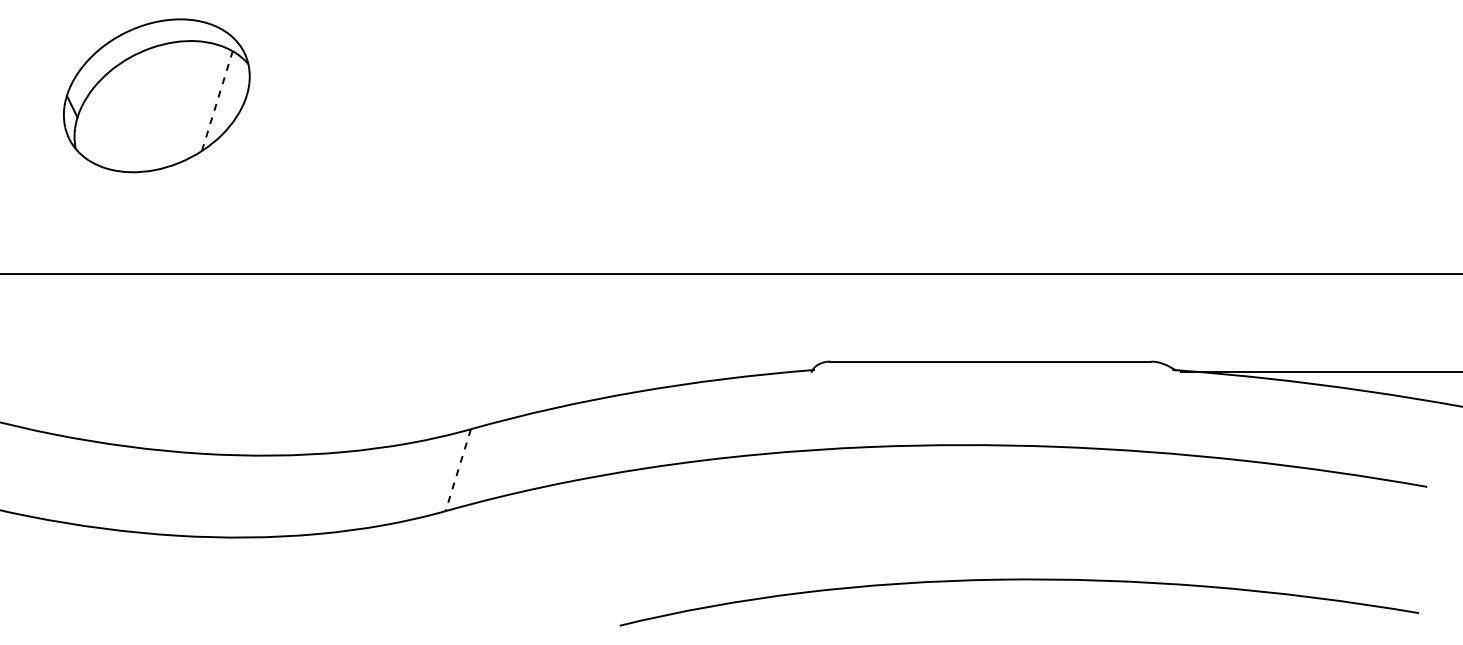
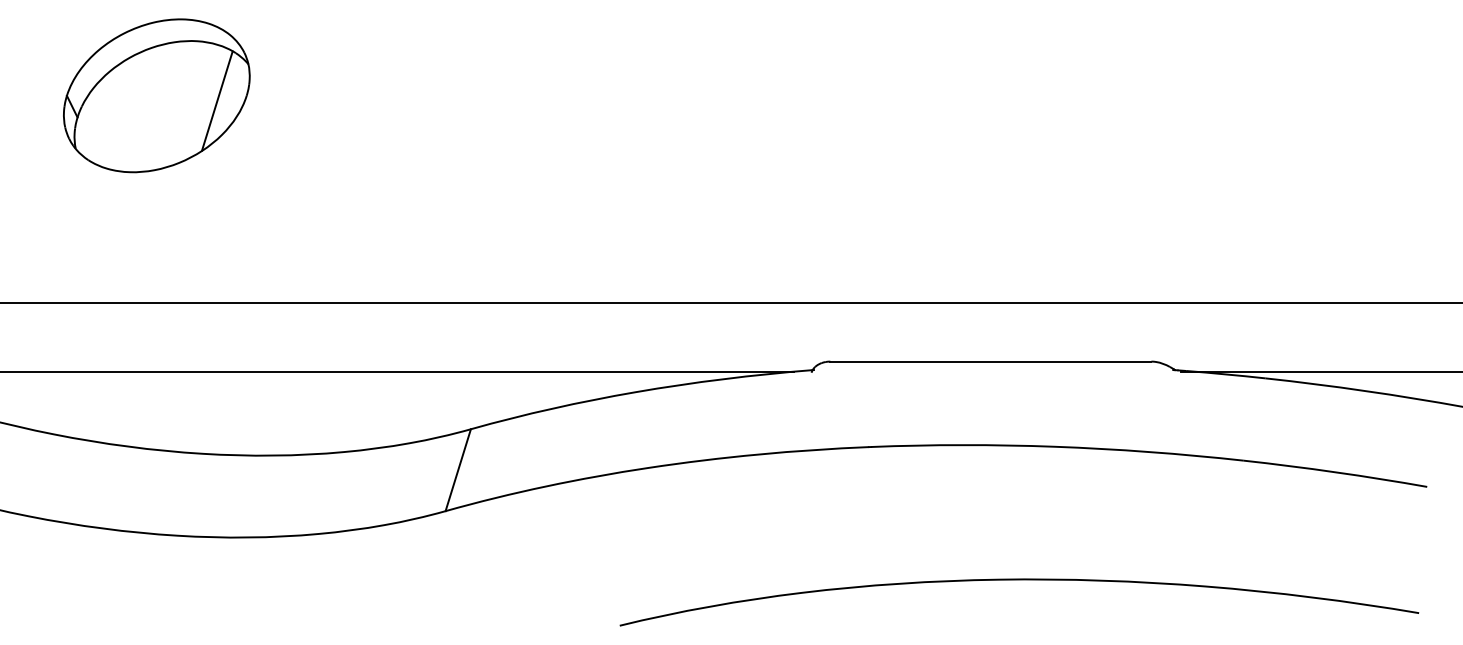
line: dashed -> solid (217, 101)
line position: (730, 274) -> (730, 303) (730, 303)
line: none -> present (398, 371)
line: dashed -> solid (458, 470)
